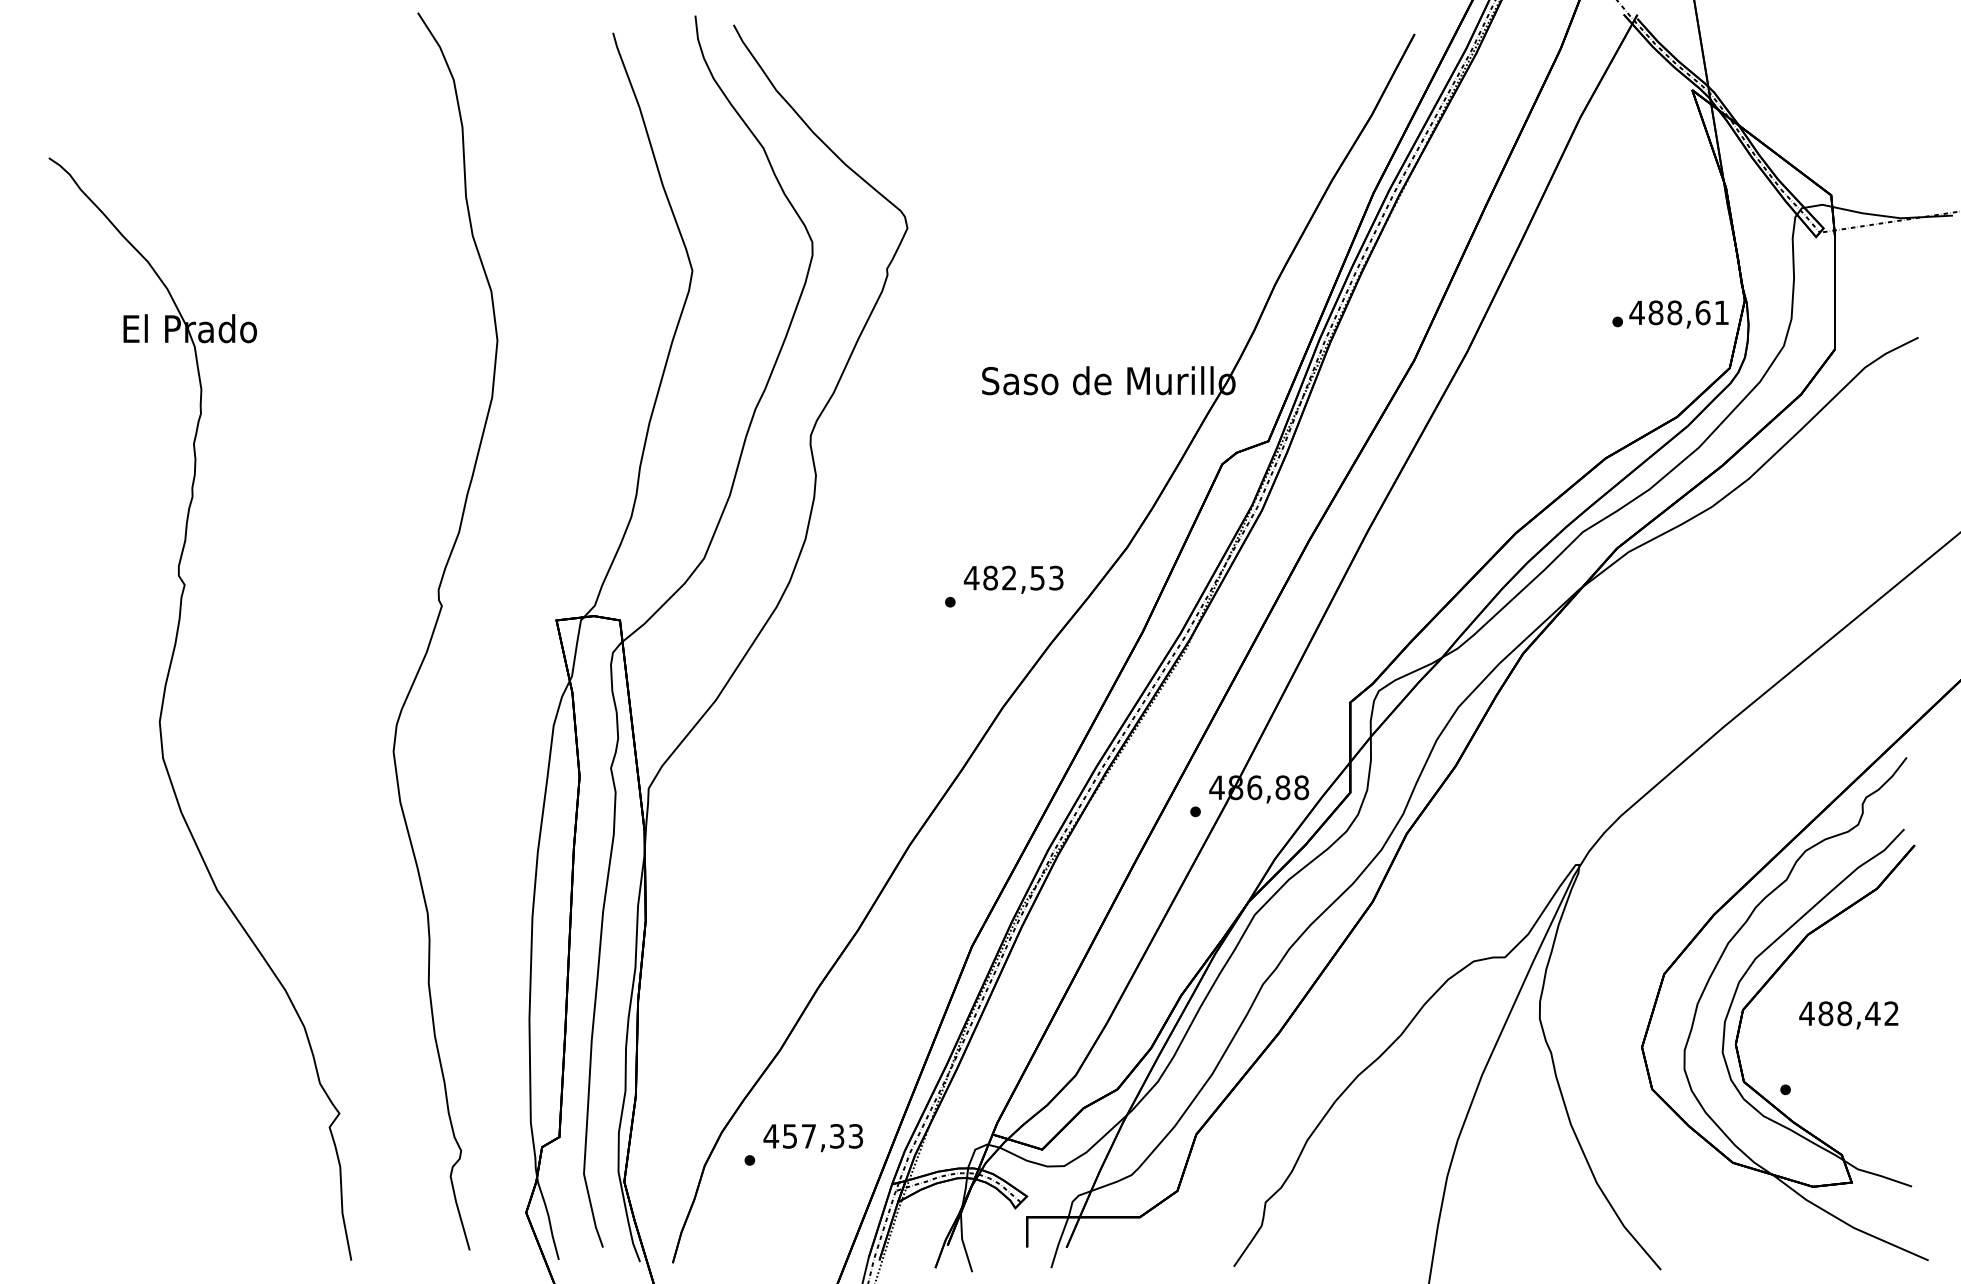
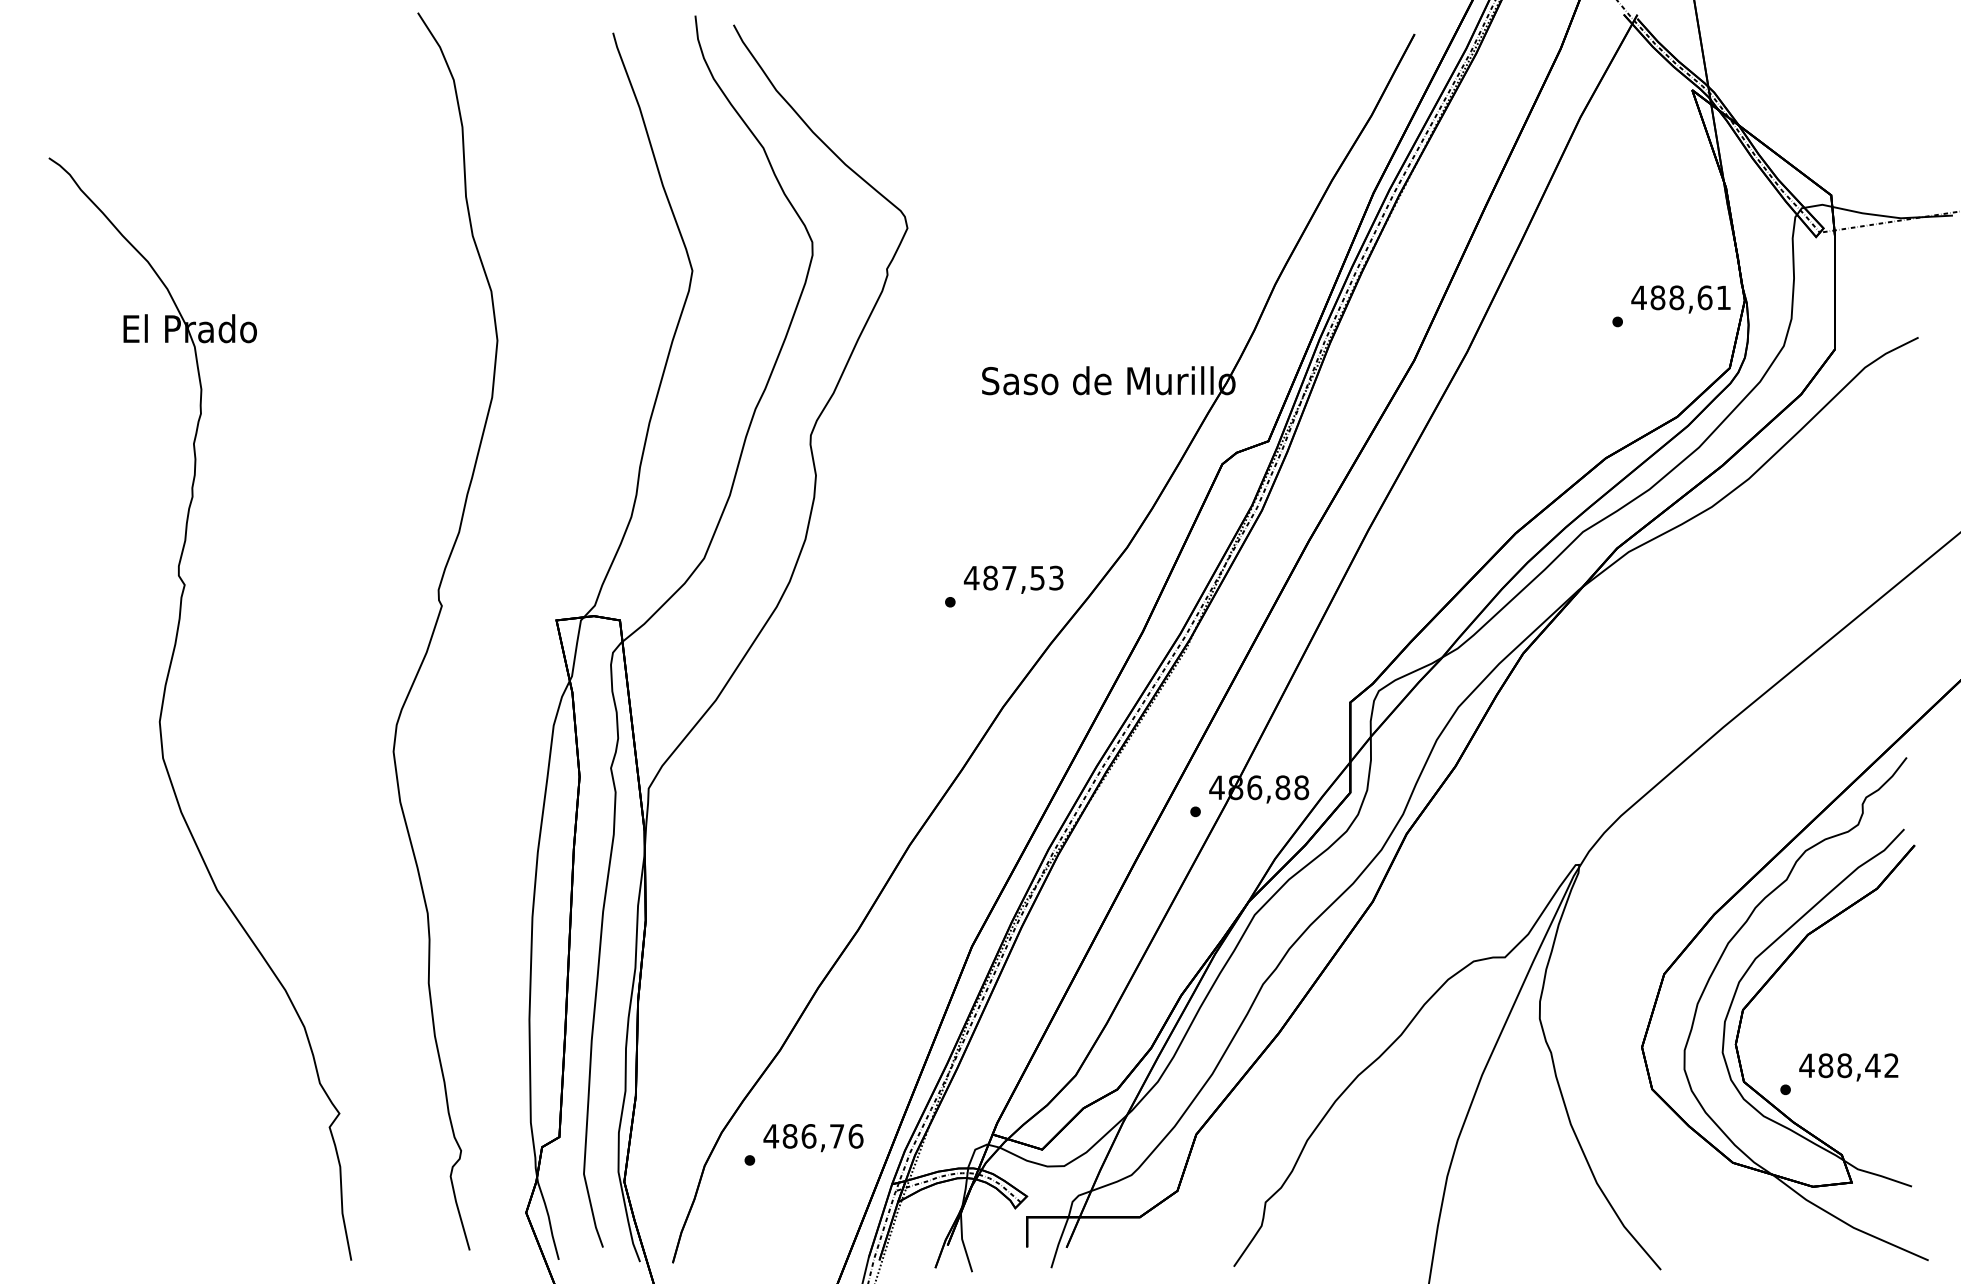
text position: (1678, 314) -> (1680, 299) (1680, 299)
text: 482,53 -> 487,53 (1009, 577)
text position: (1848, 1015) -> (1848, 1067) (1848, 1067)
text: 457,33 -> 486,76 (822, 1136)
